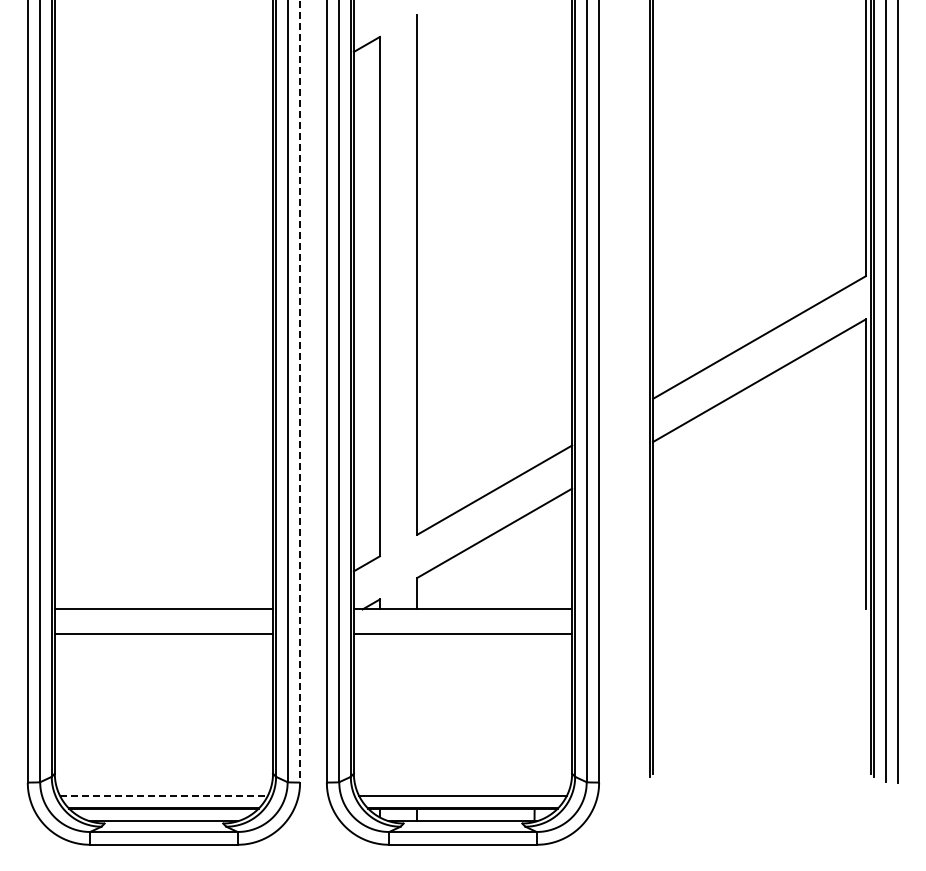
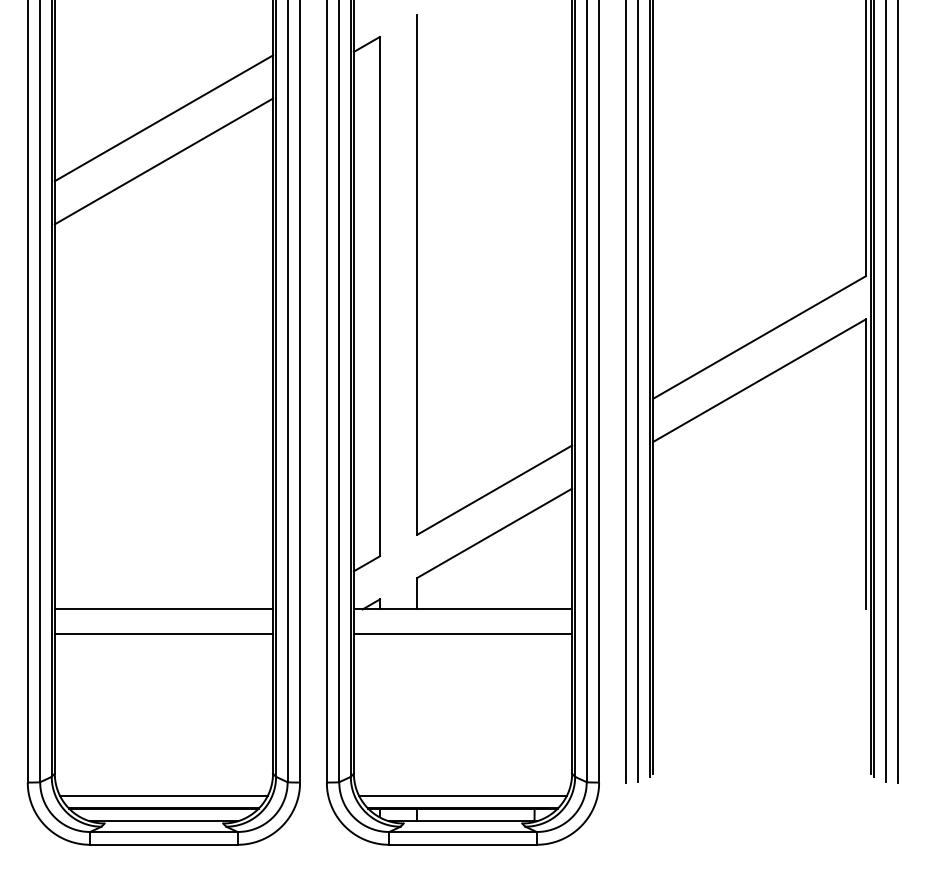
line: none -> present (163, 118)
line: none -> present (163, 161)
line: dashed -> solid (300, 391)
line: none -> present (625, 392)
line: none -> present (638, 392)
line: dashed -> solid (163, 795)
